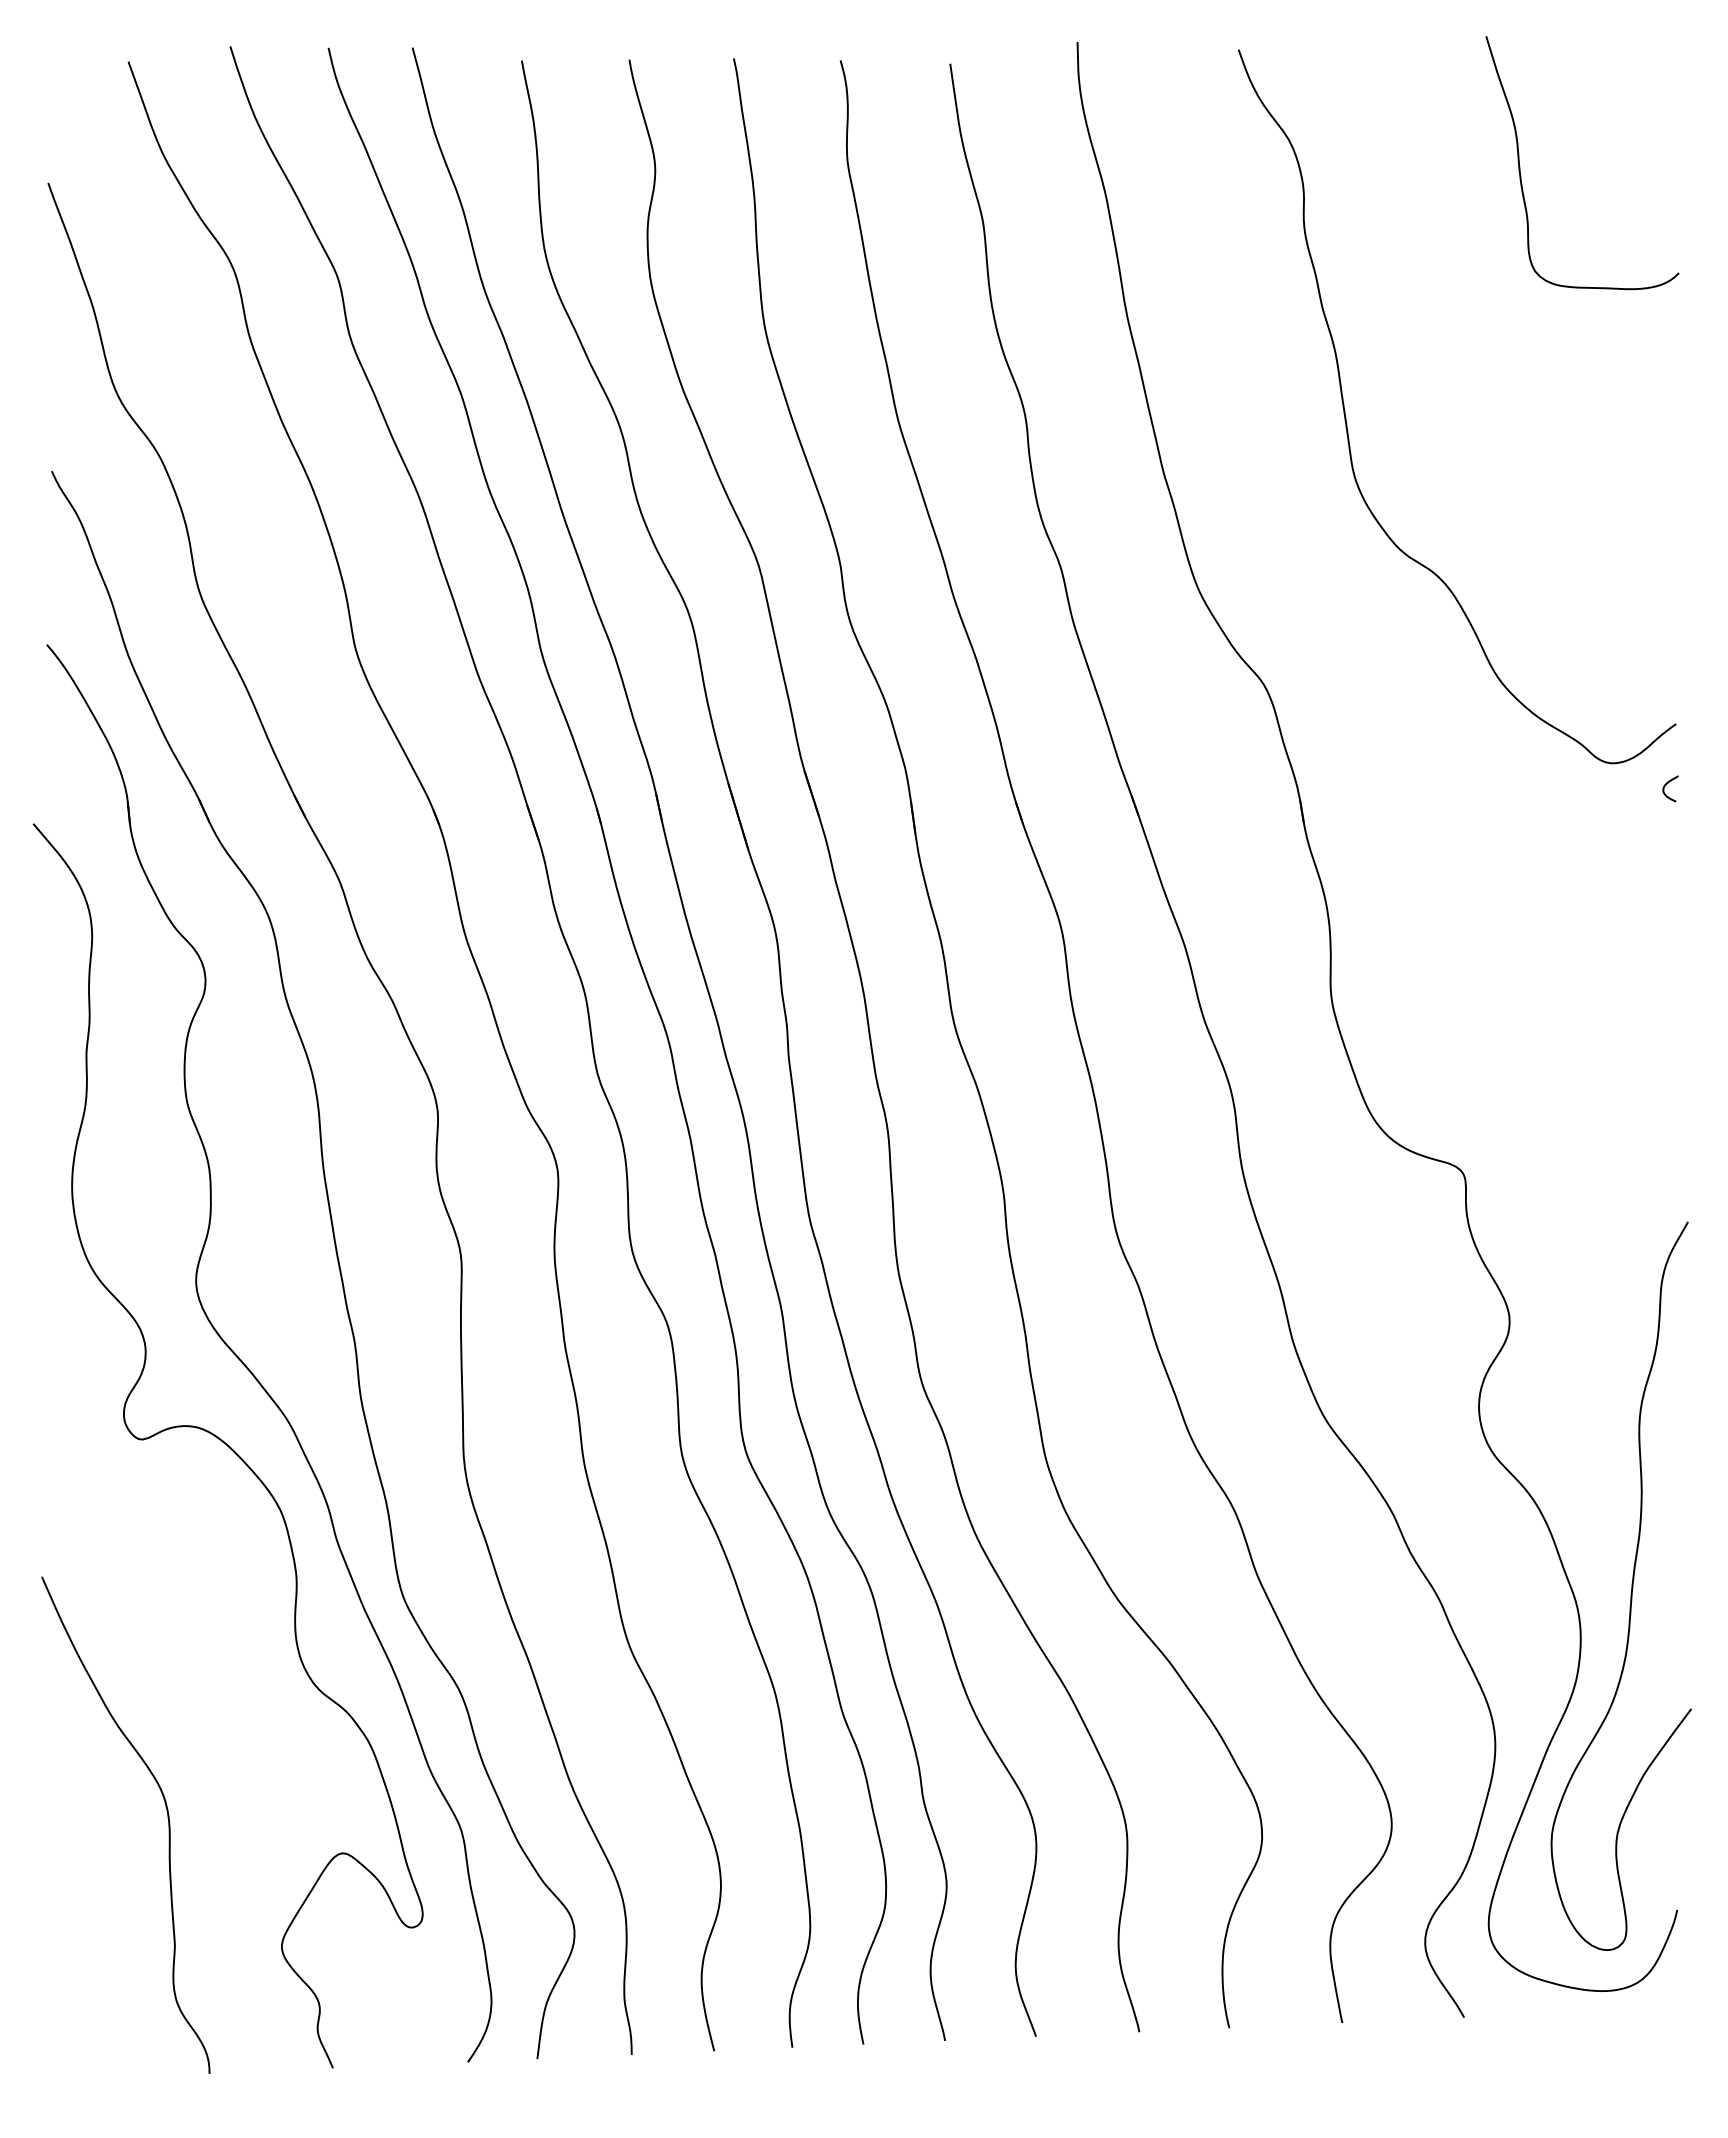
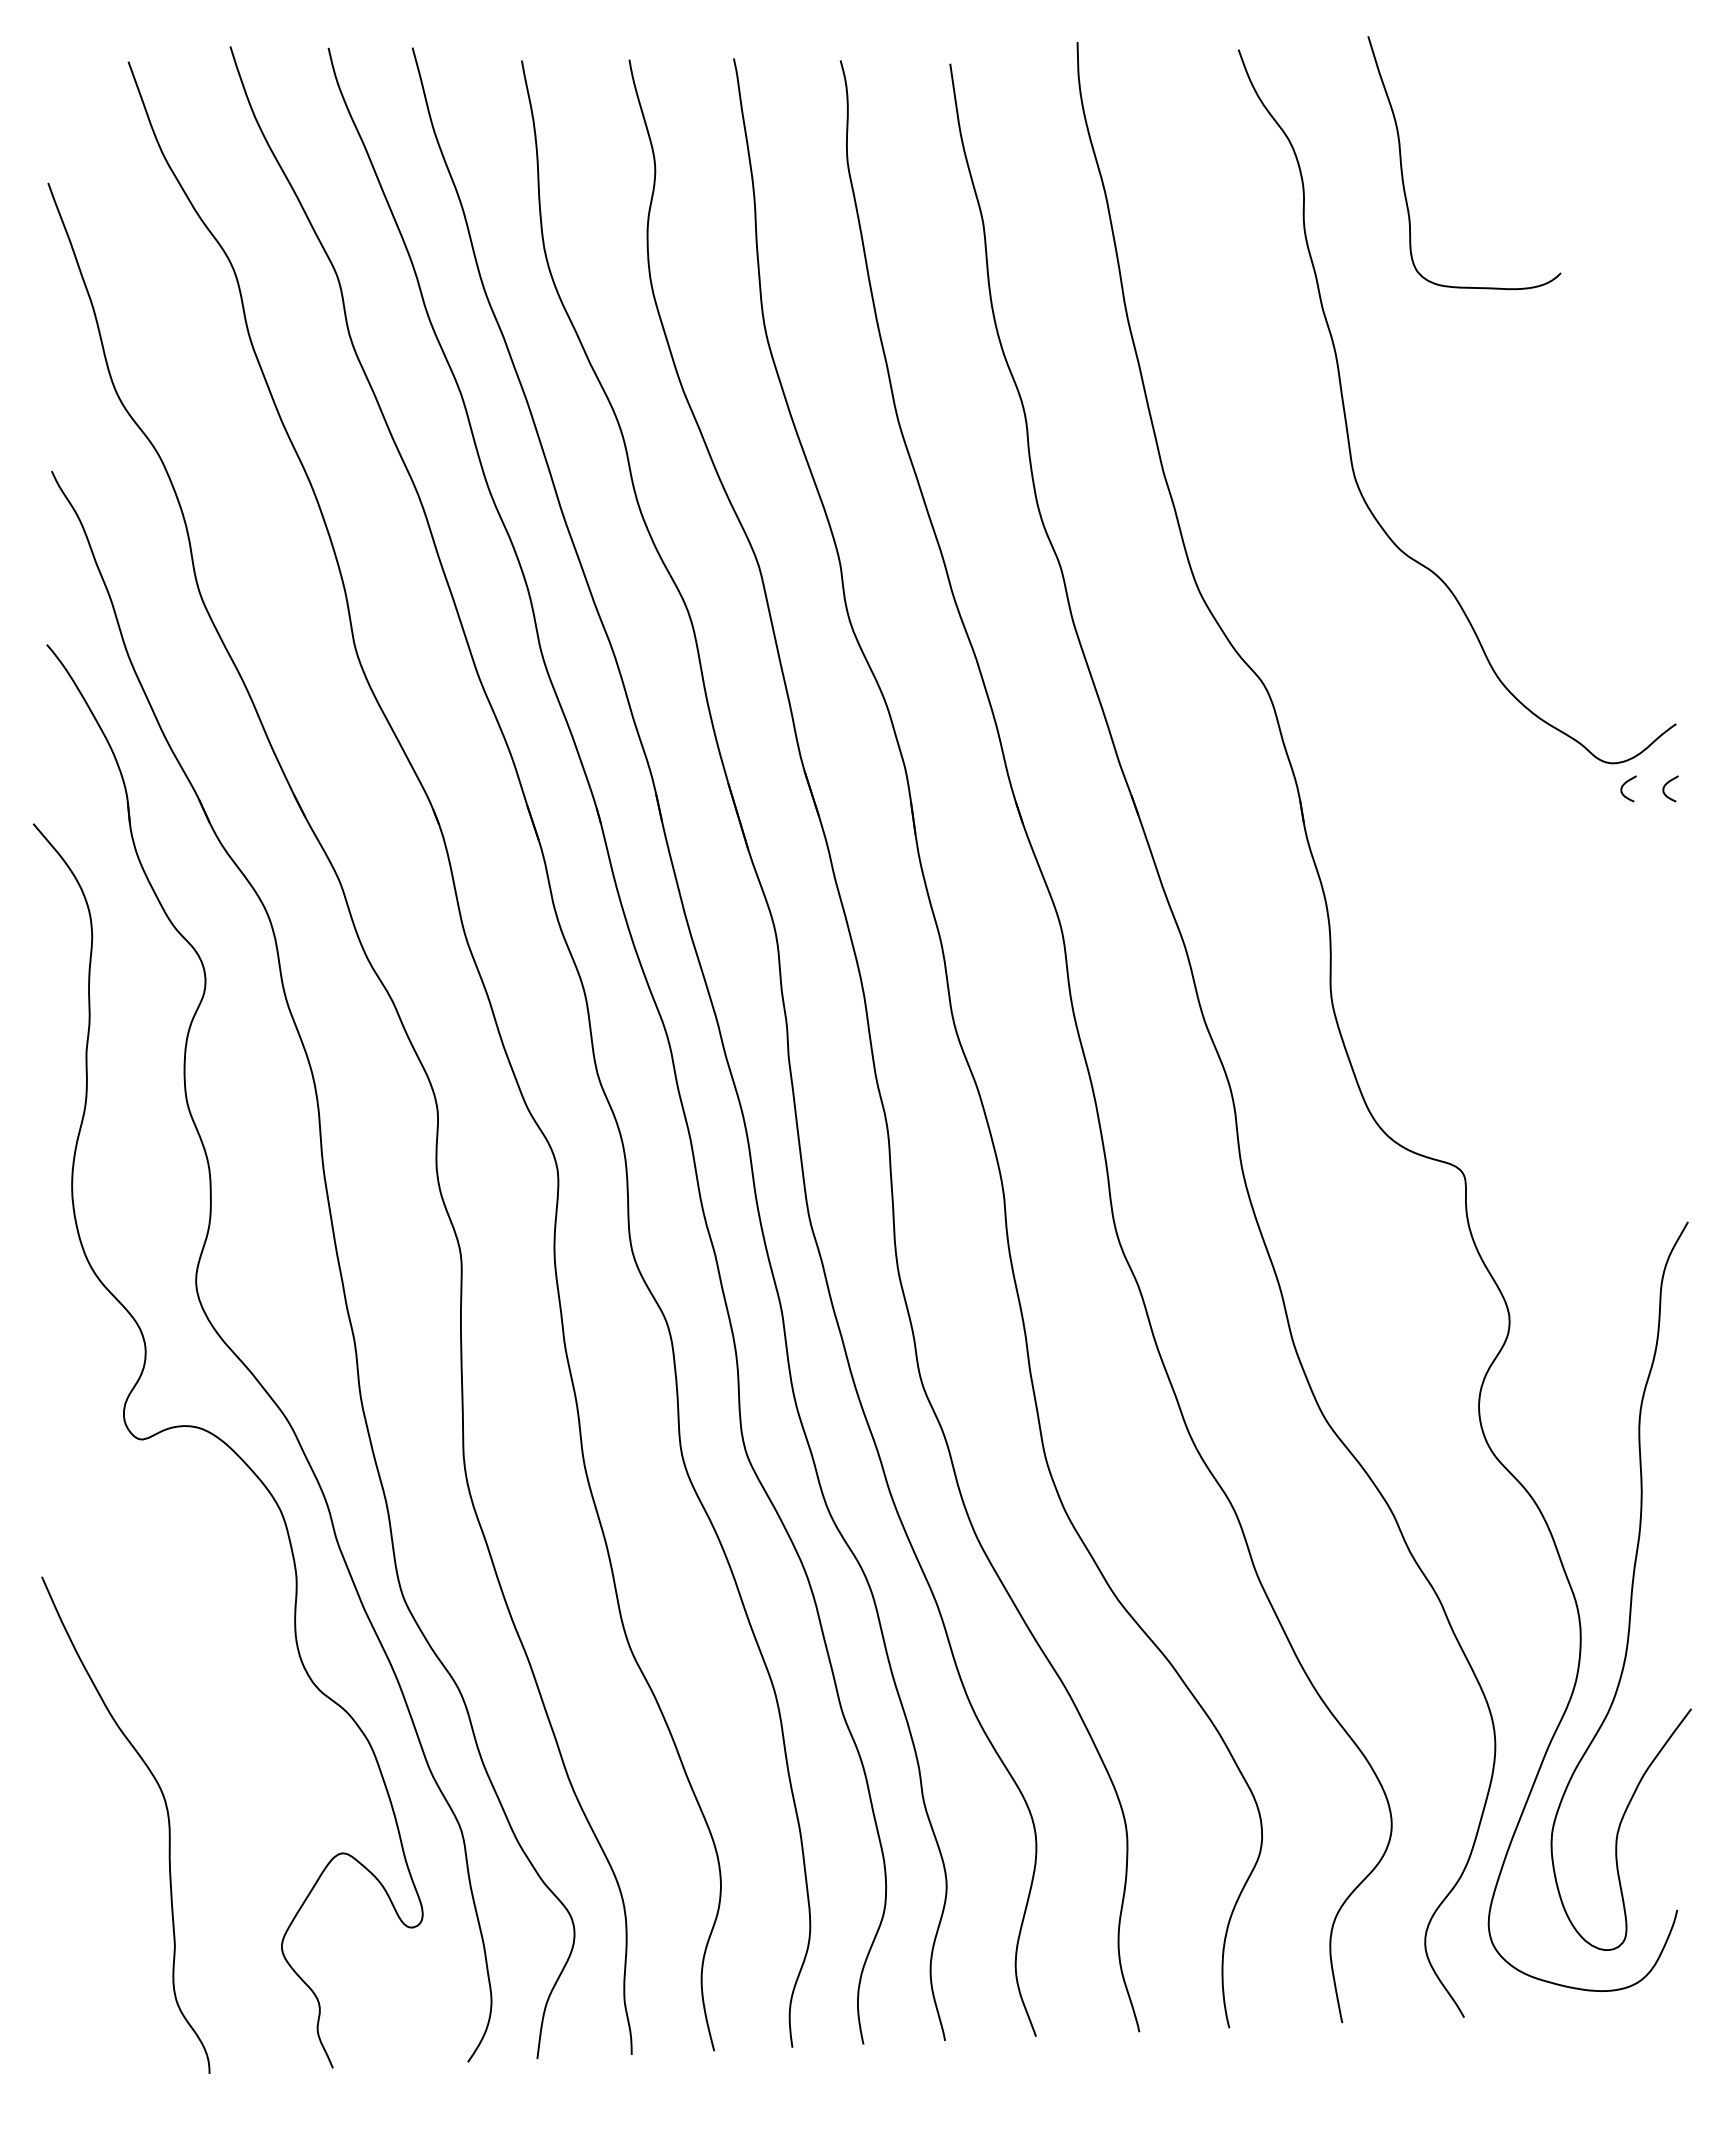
curve position: (1520, 166) -> (1402, 166) (1402, 166)
curve: none -> present (1625, 784)
